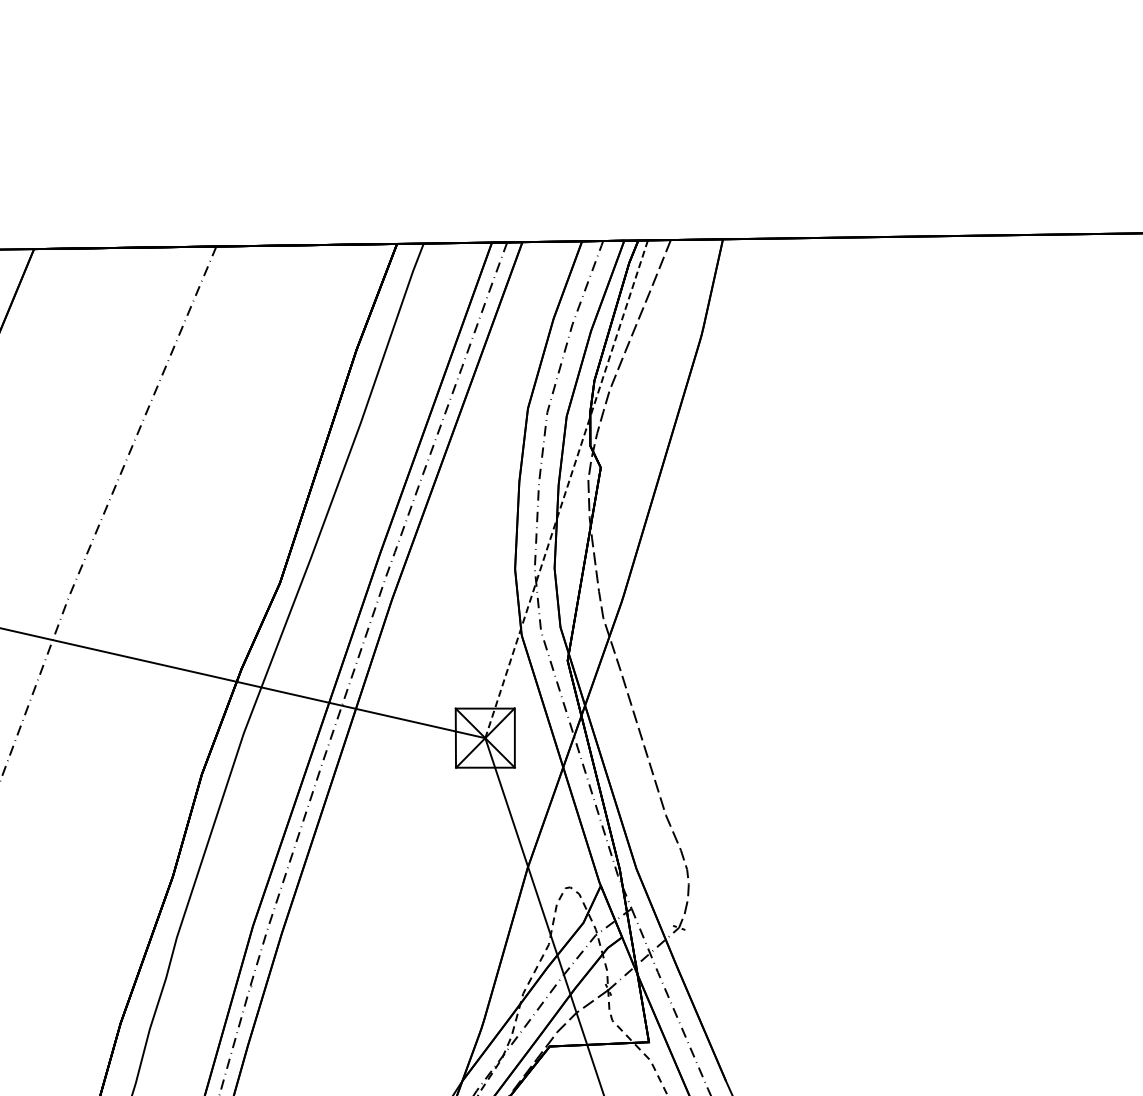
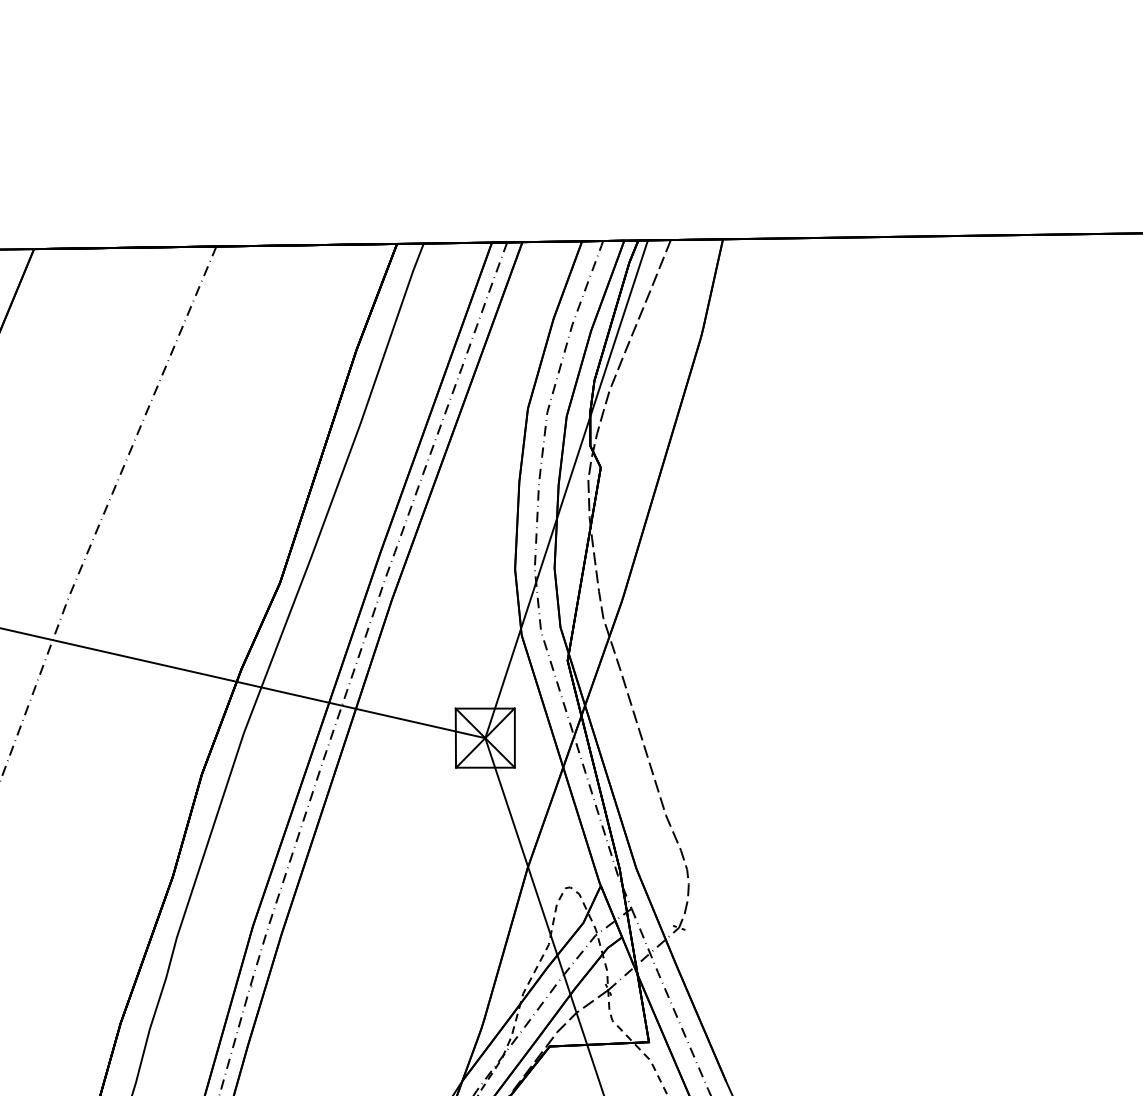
line: dashed -> solid (566, 489)
